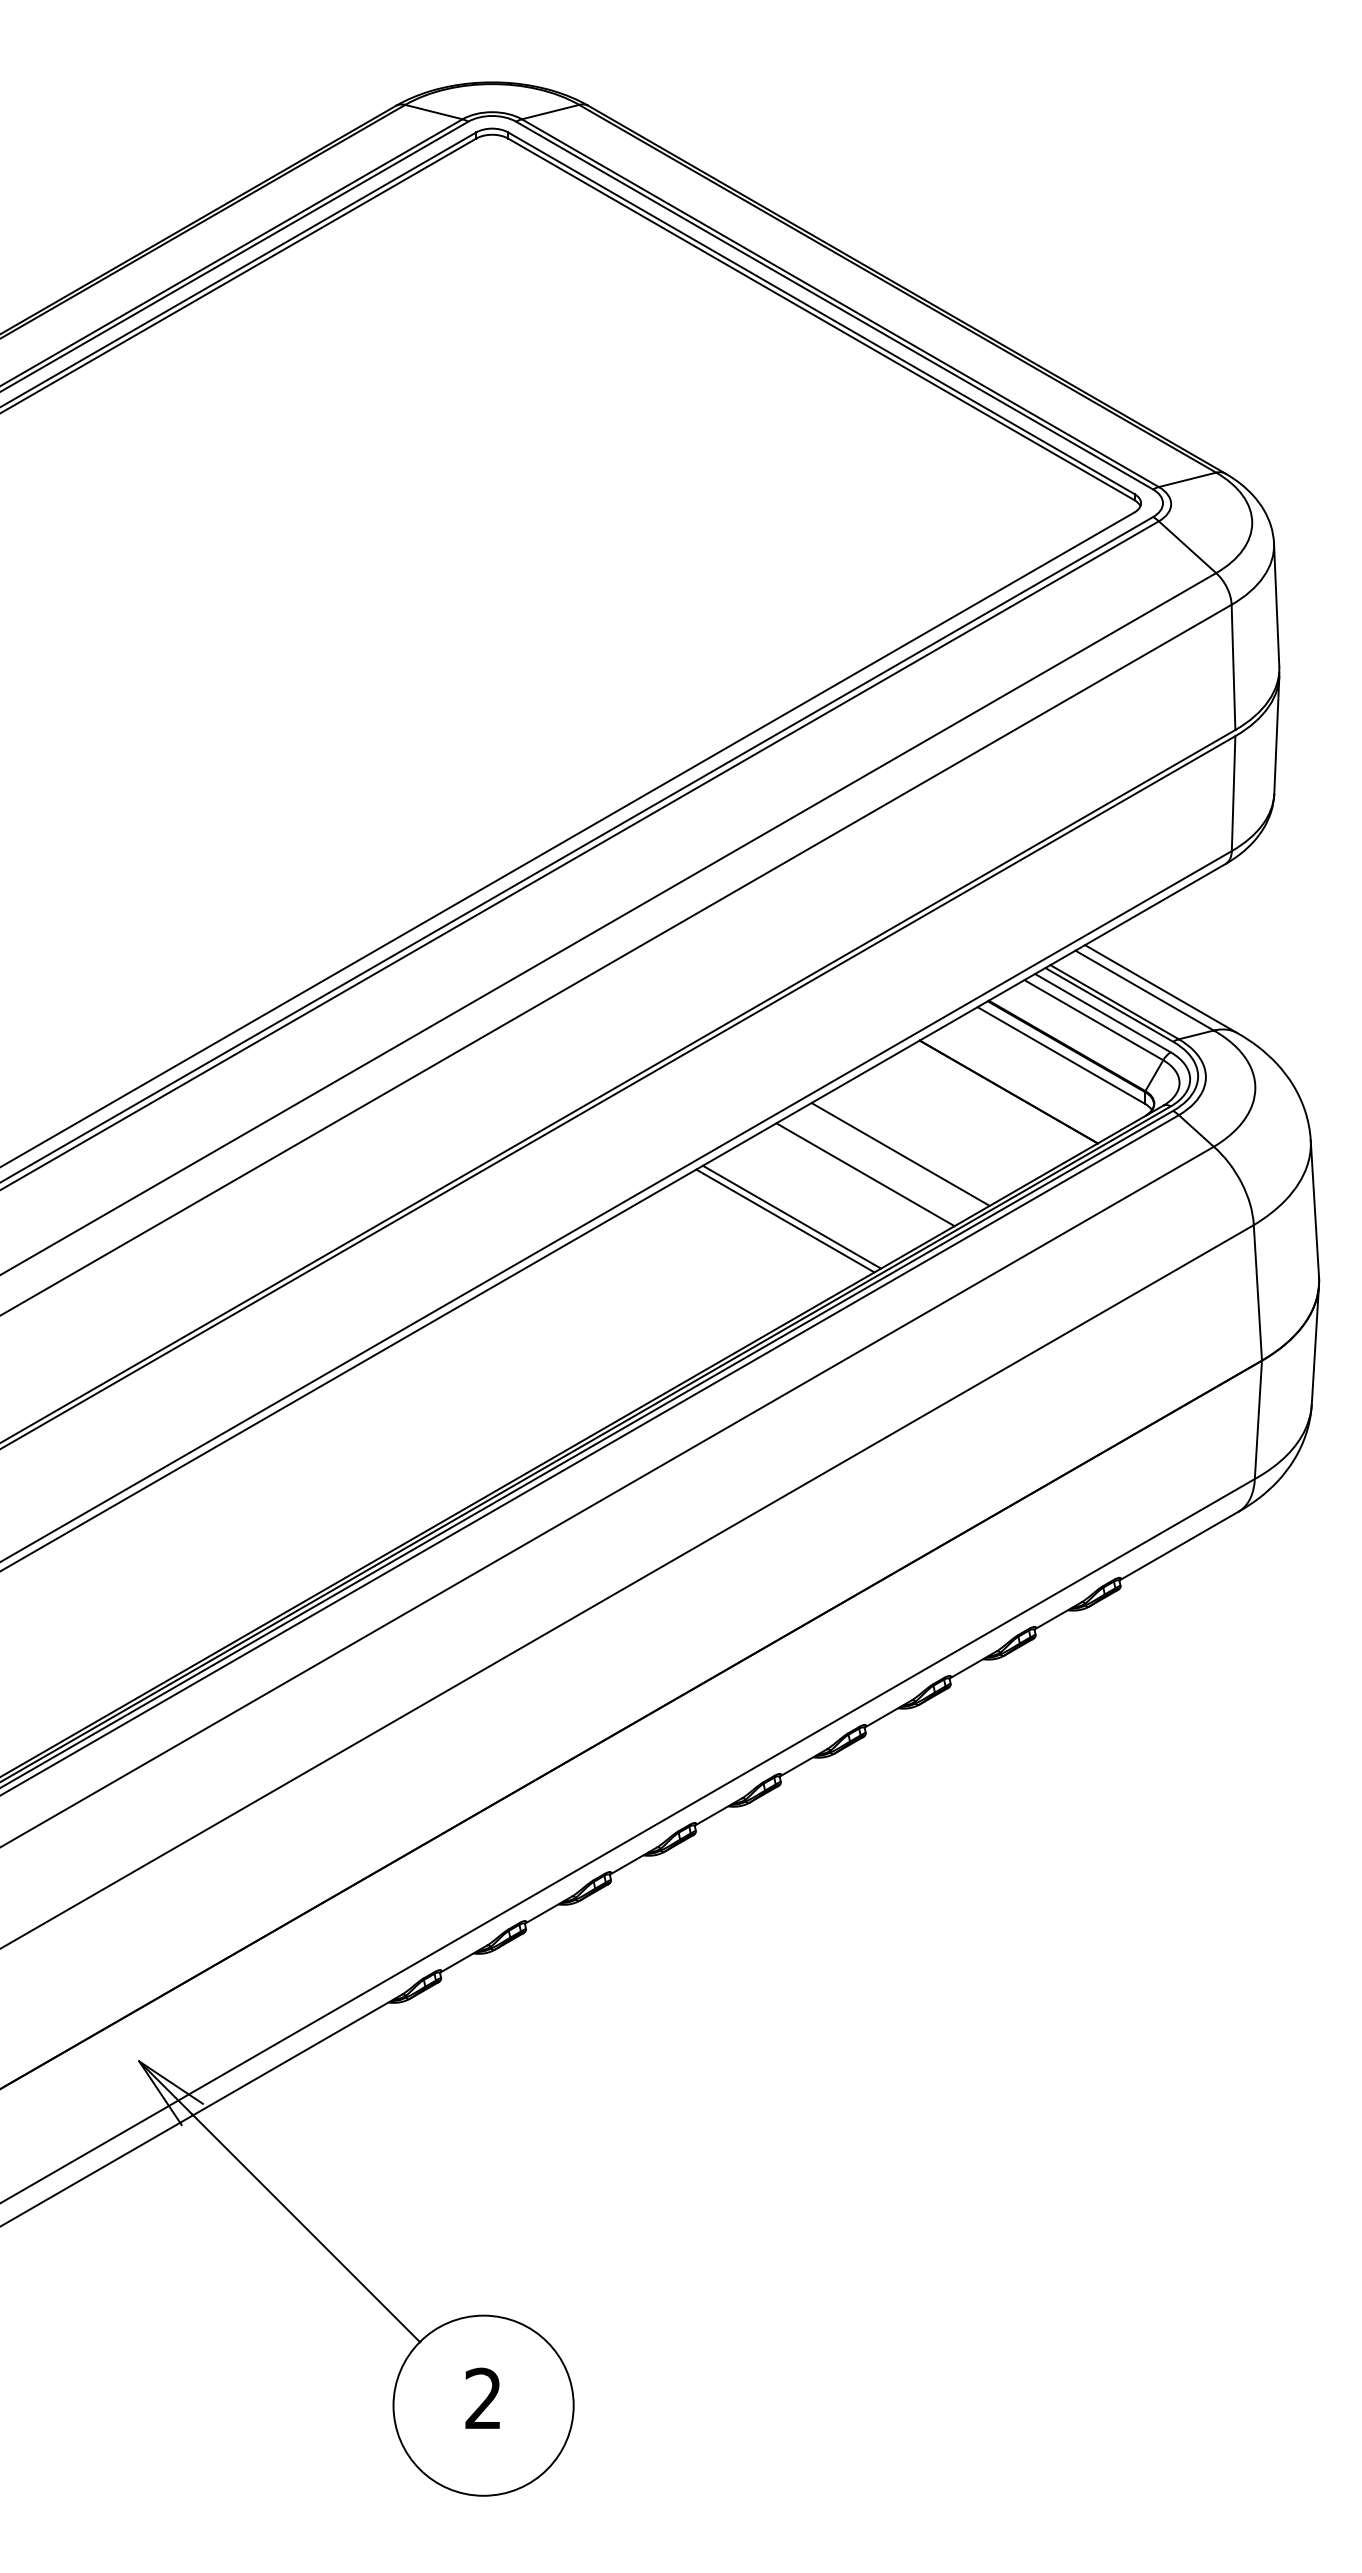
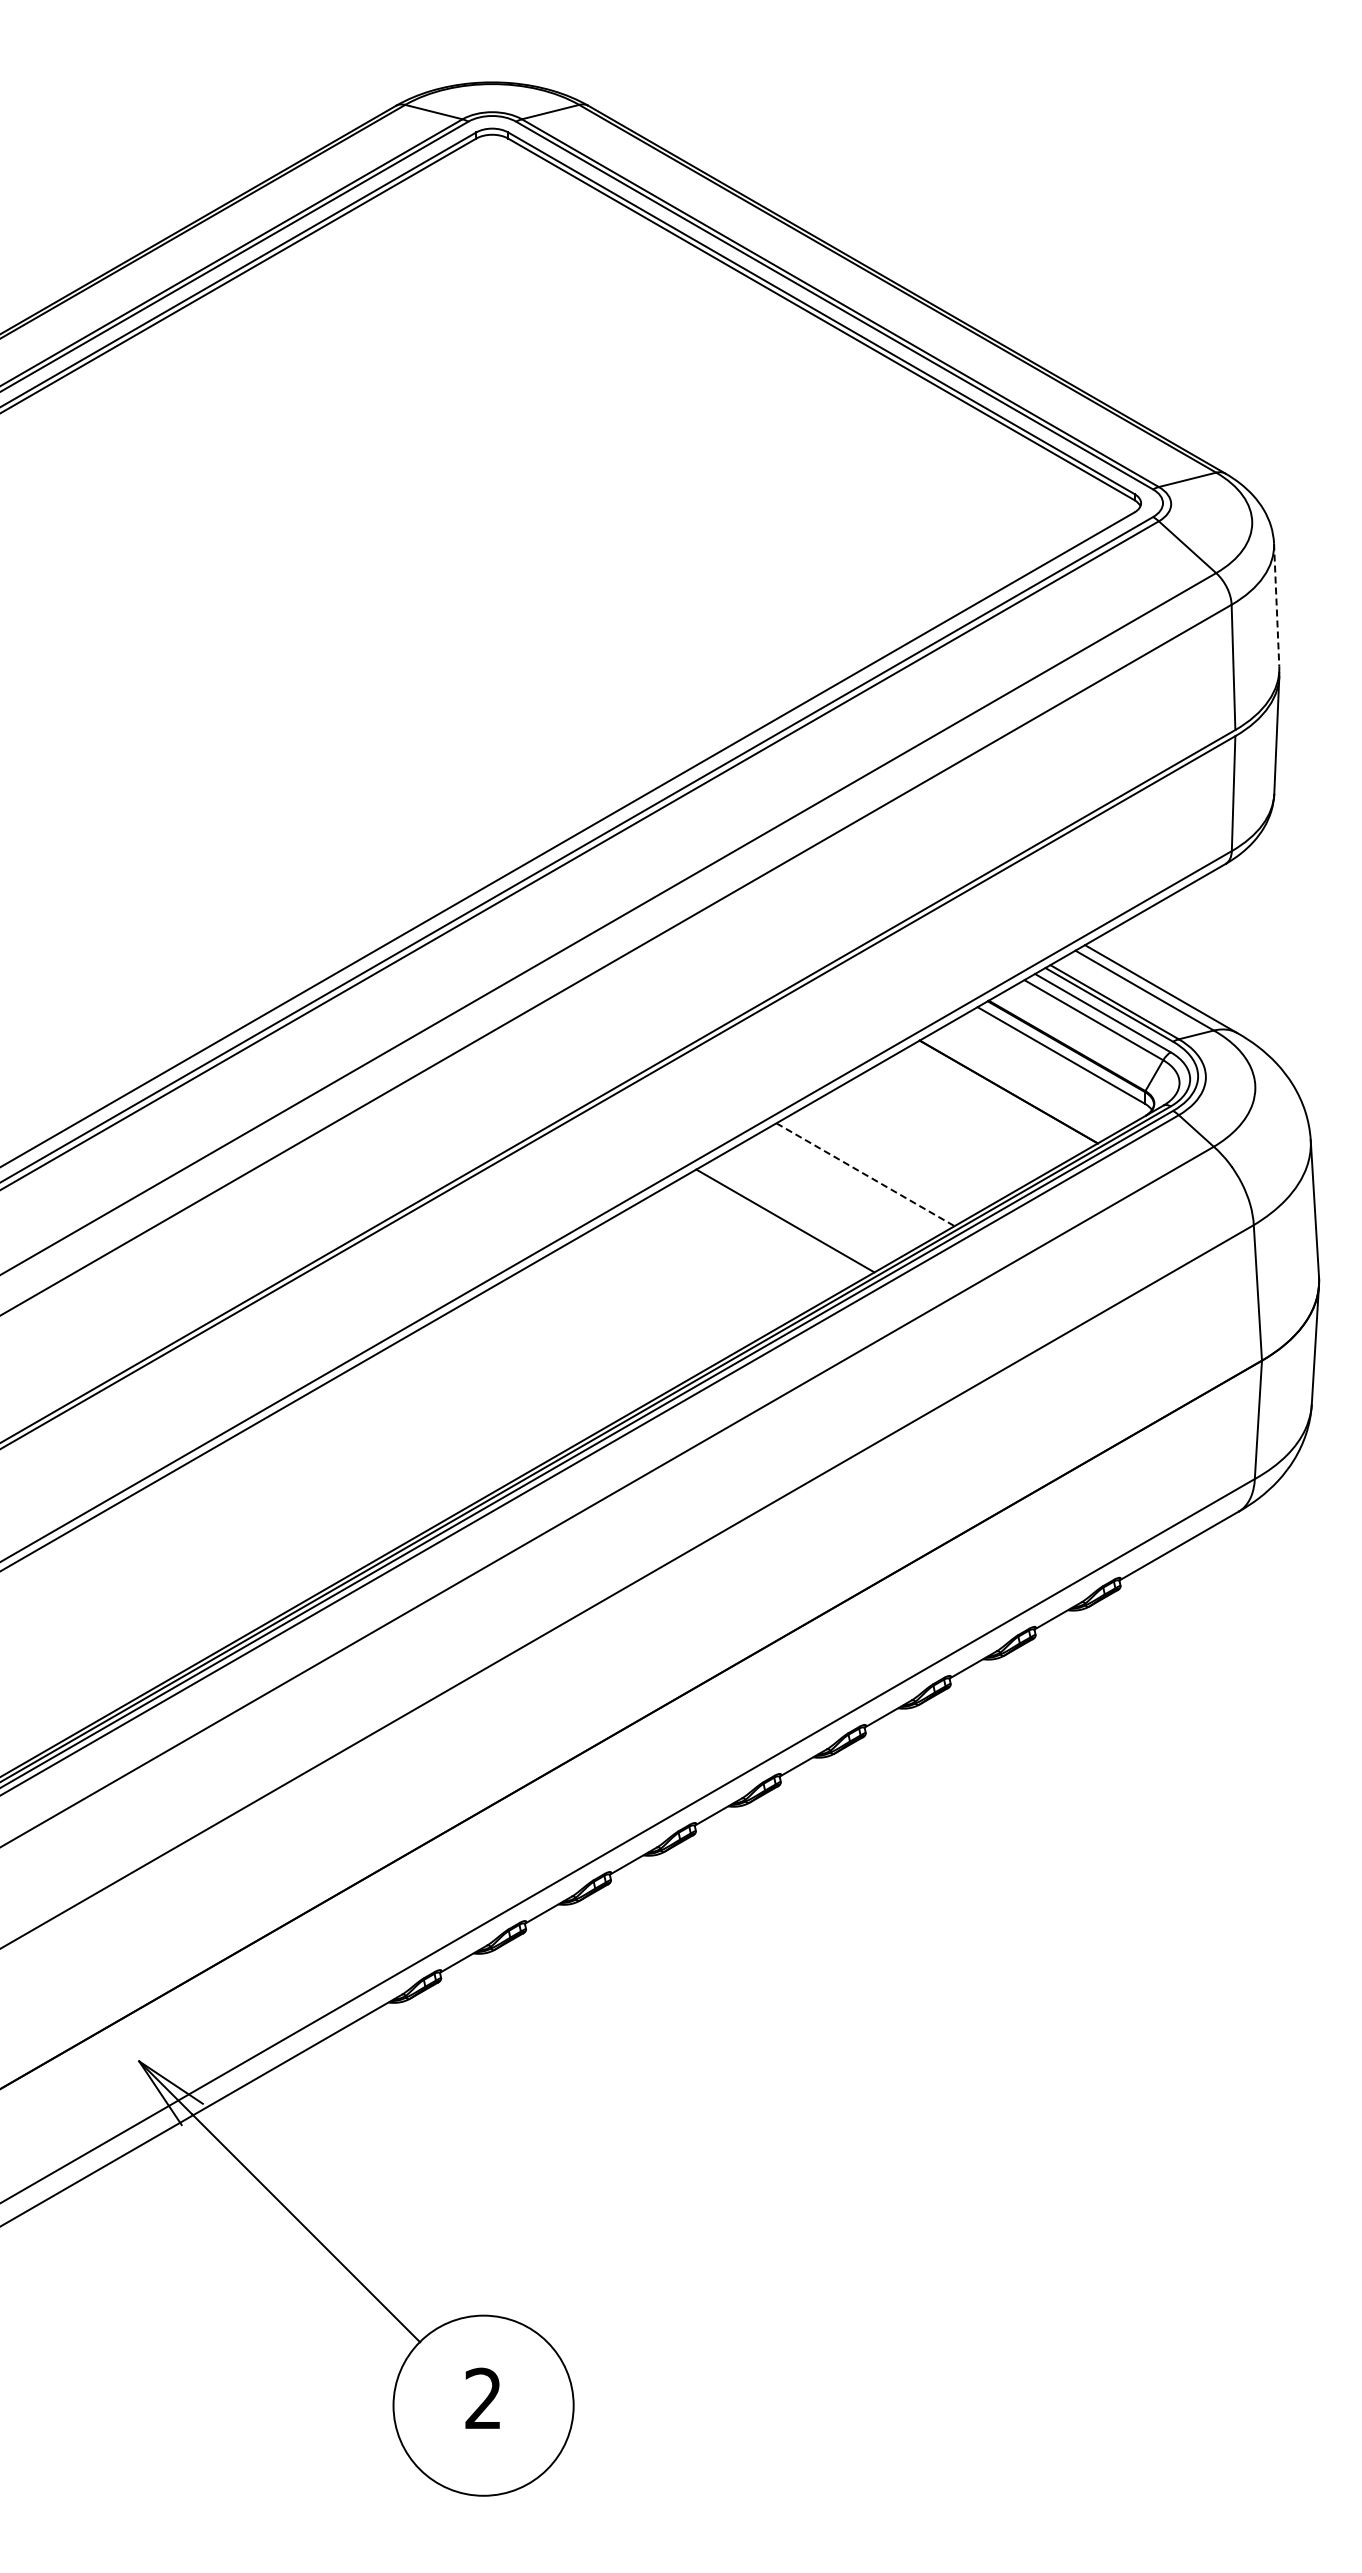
line: solid -> dashed (1276, 605)
line: present -> none (900, 1154)
line: solid -> dashed (865, 1174)
line: present -> none (791, 1216)
